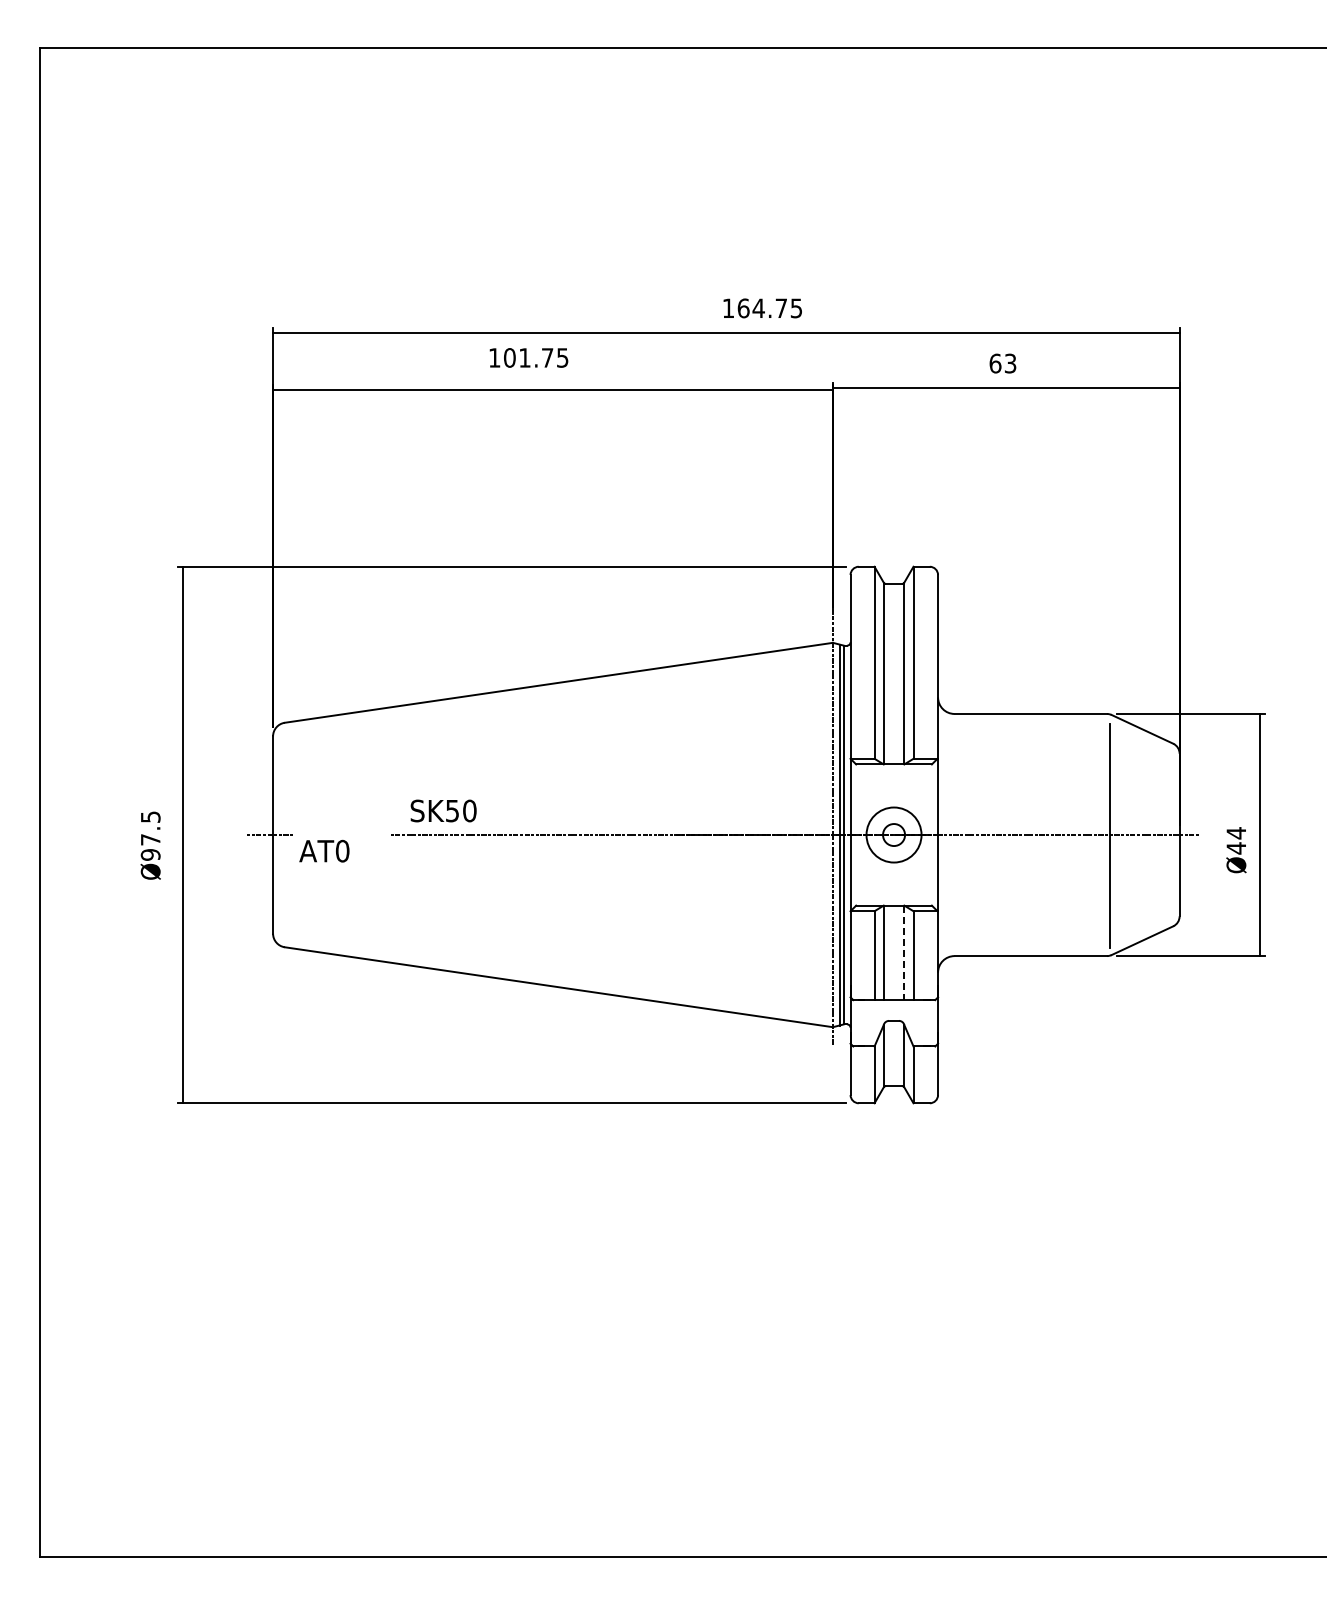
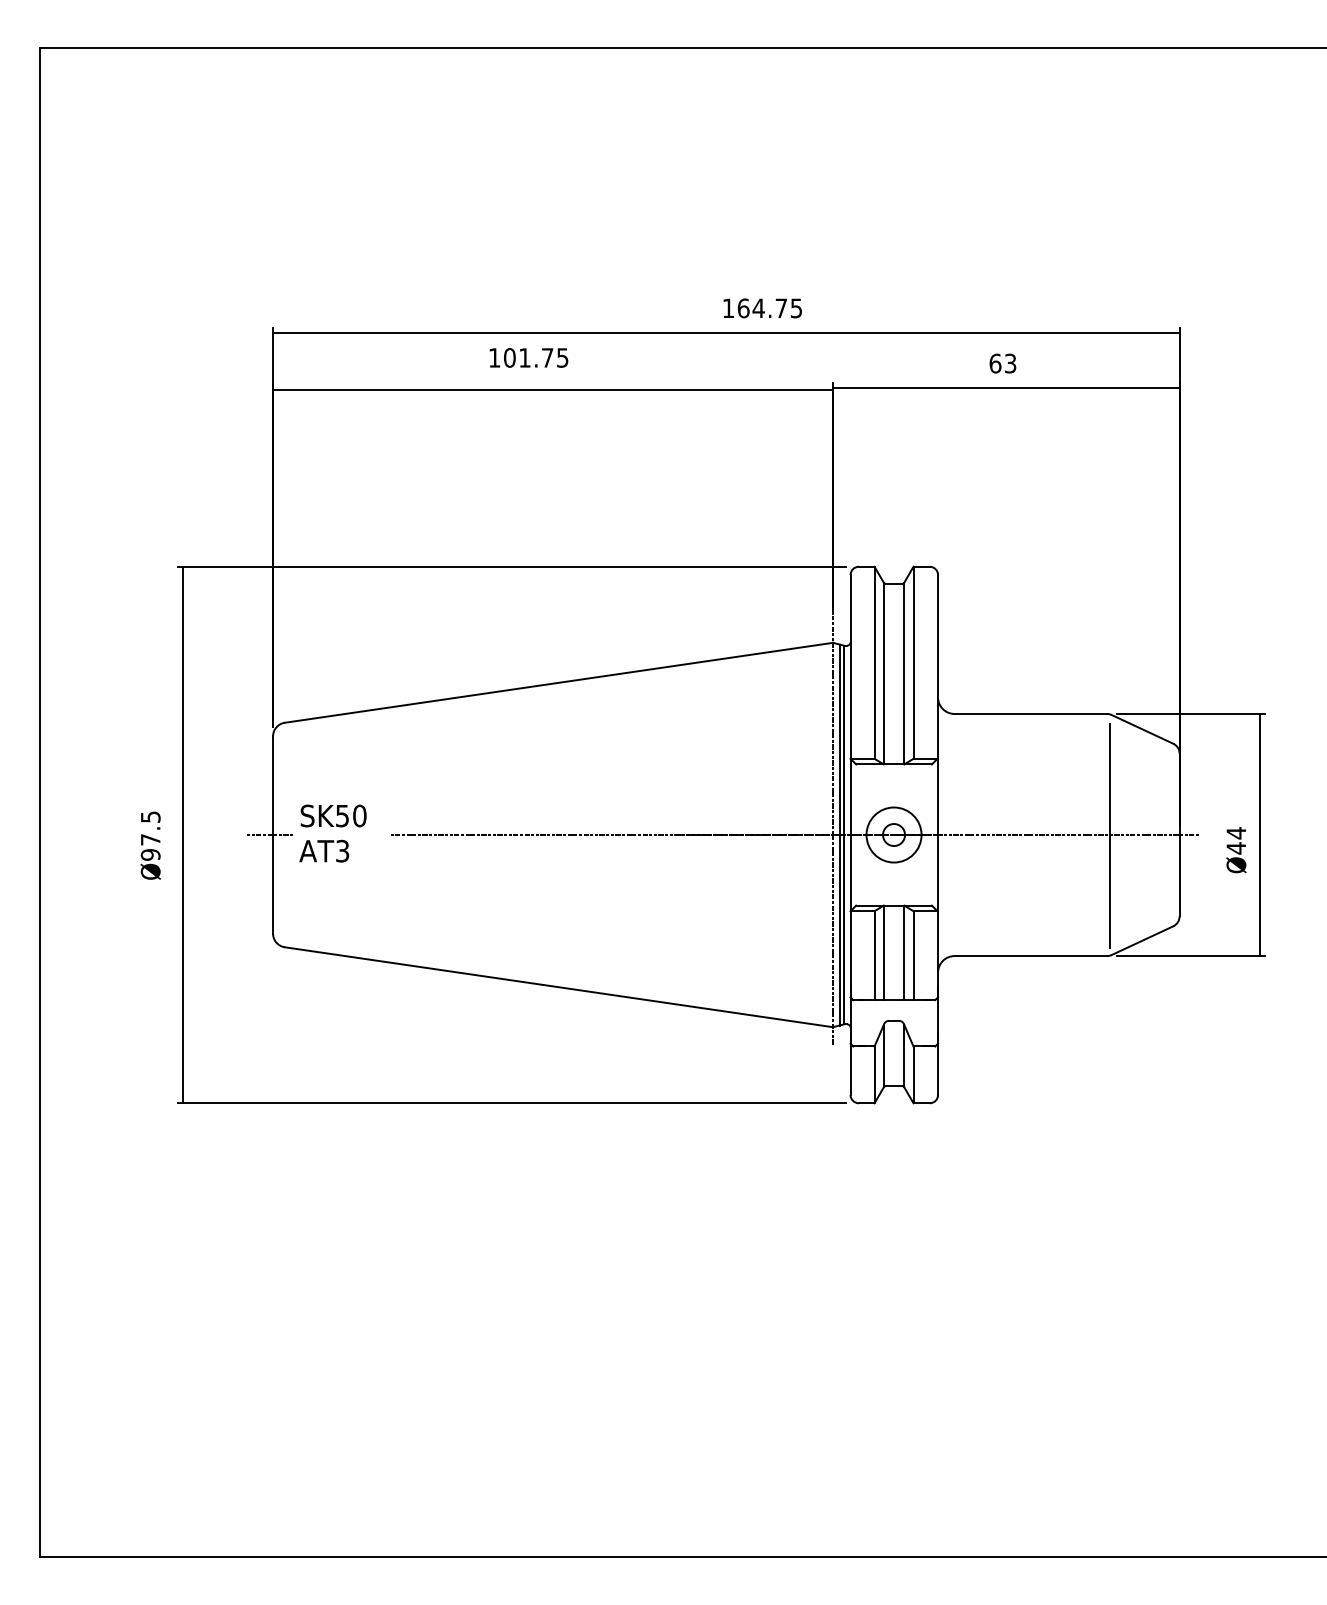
text position: (443, 810) -> (333, 815) (333, 815)
text: AT0 -> AT3 (342, 850)
line: dashed -> solid (904, 953)
